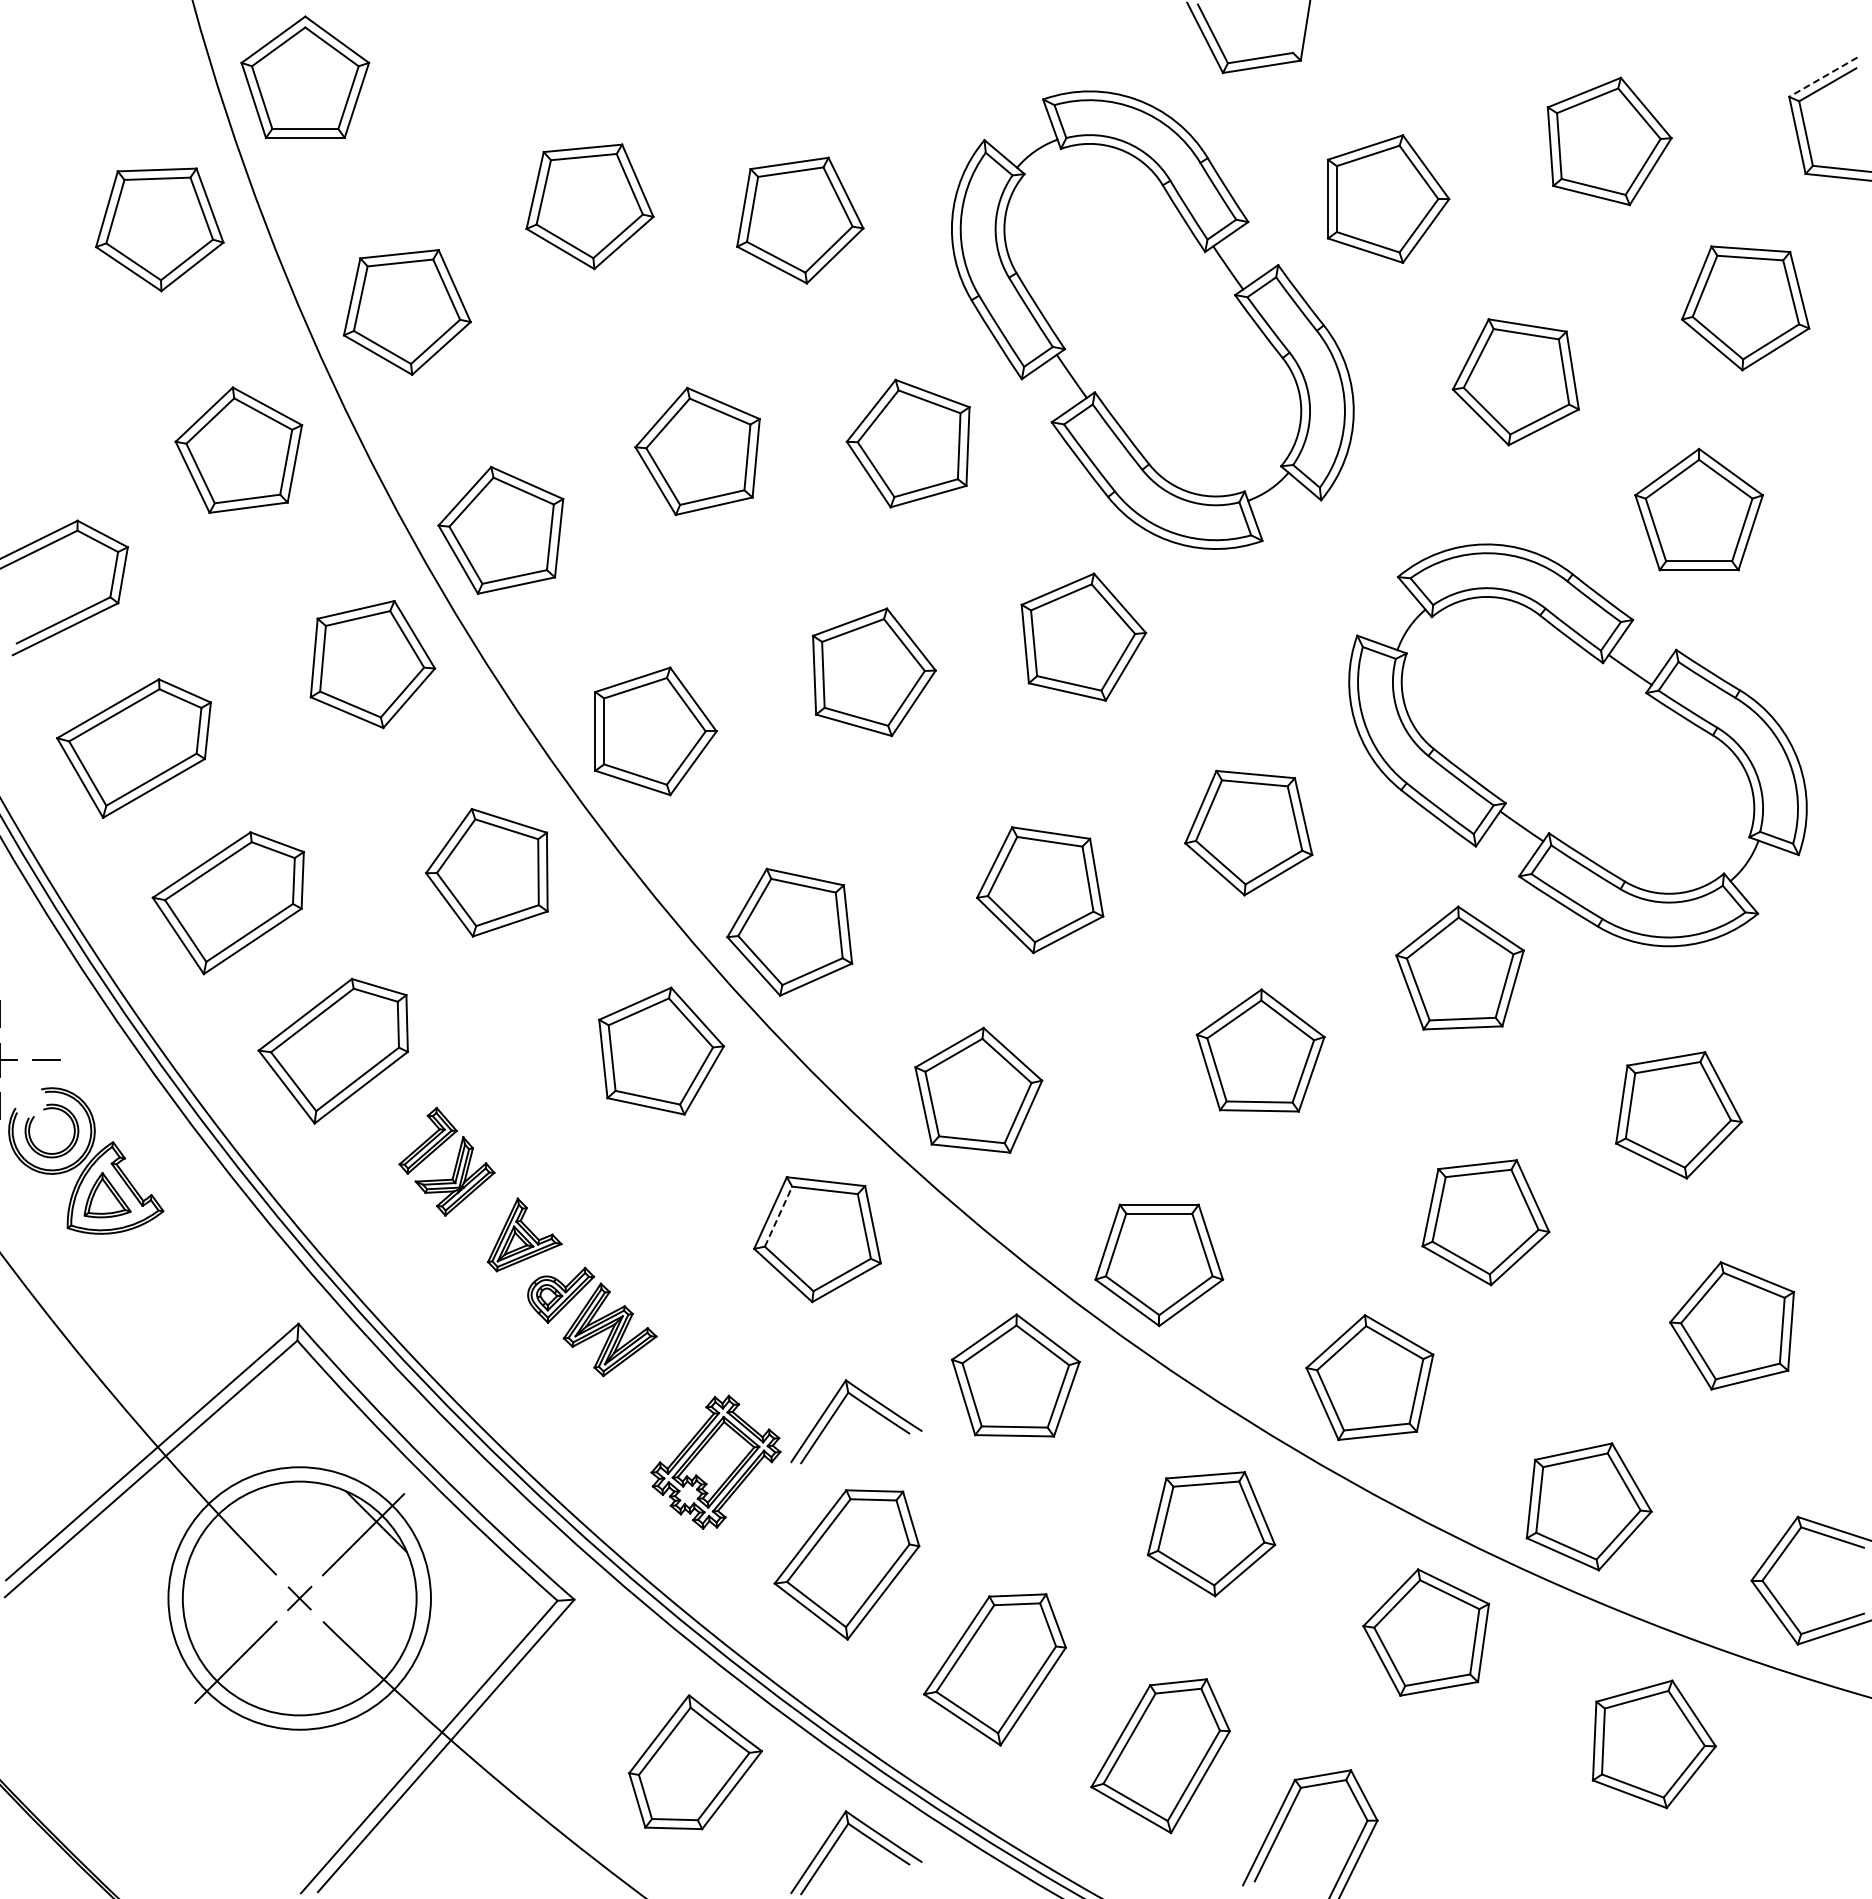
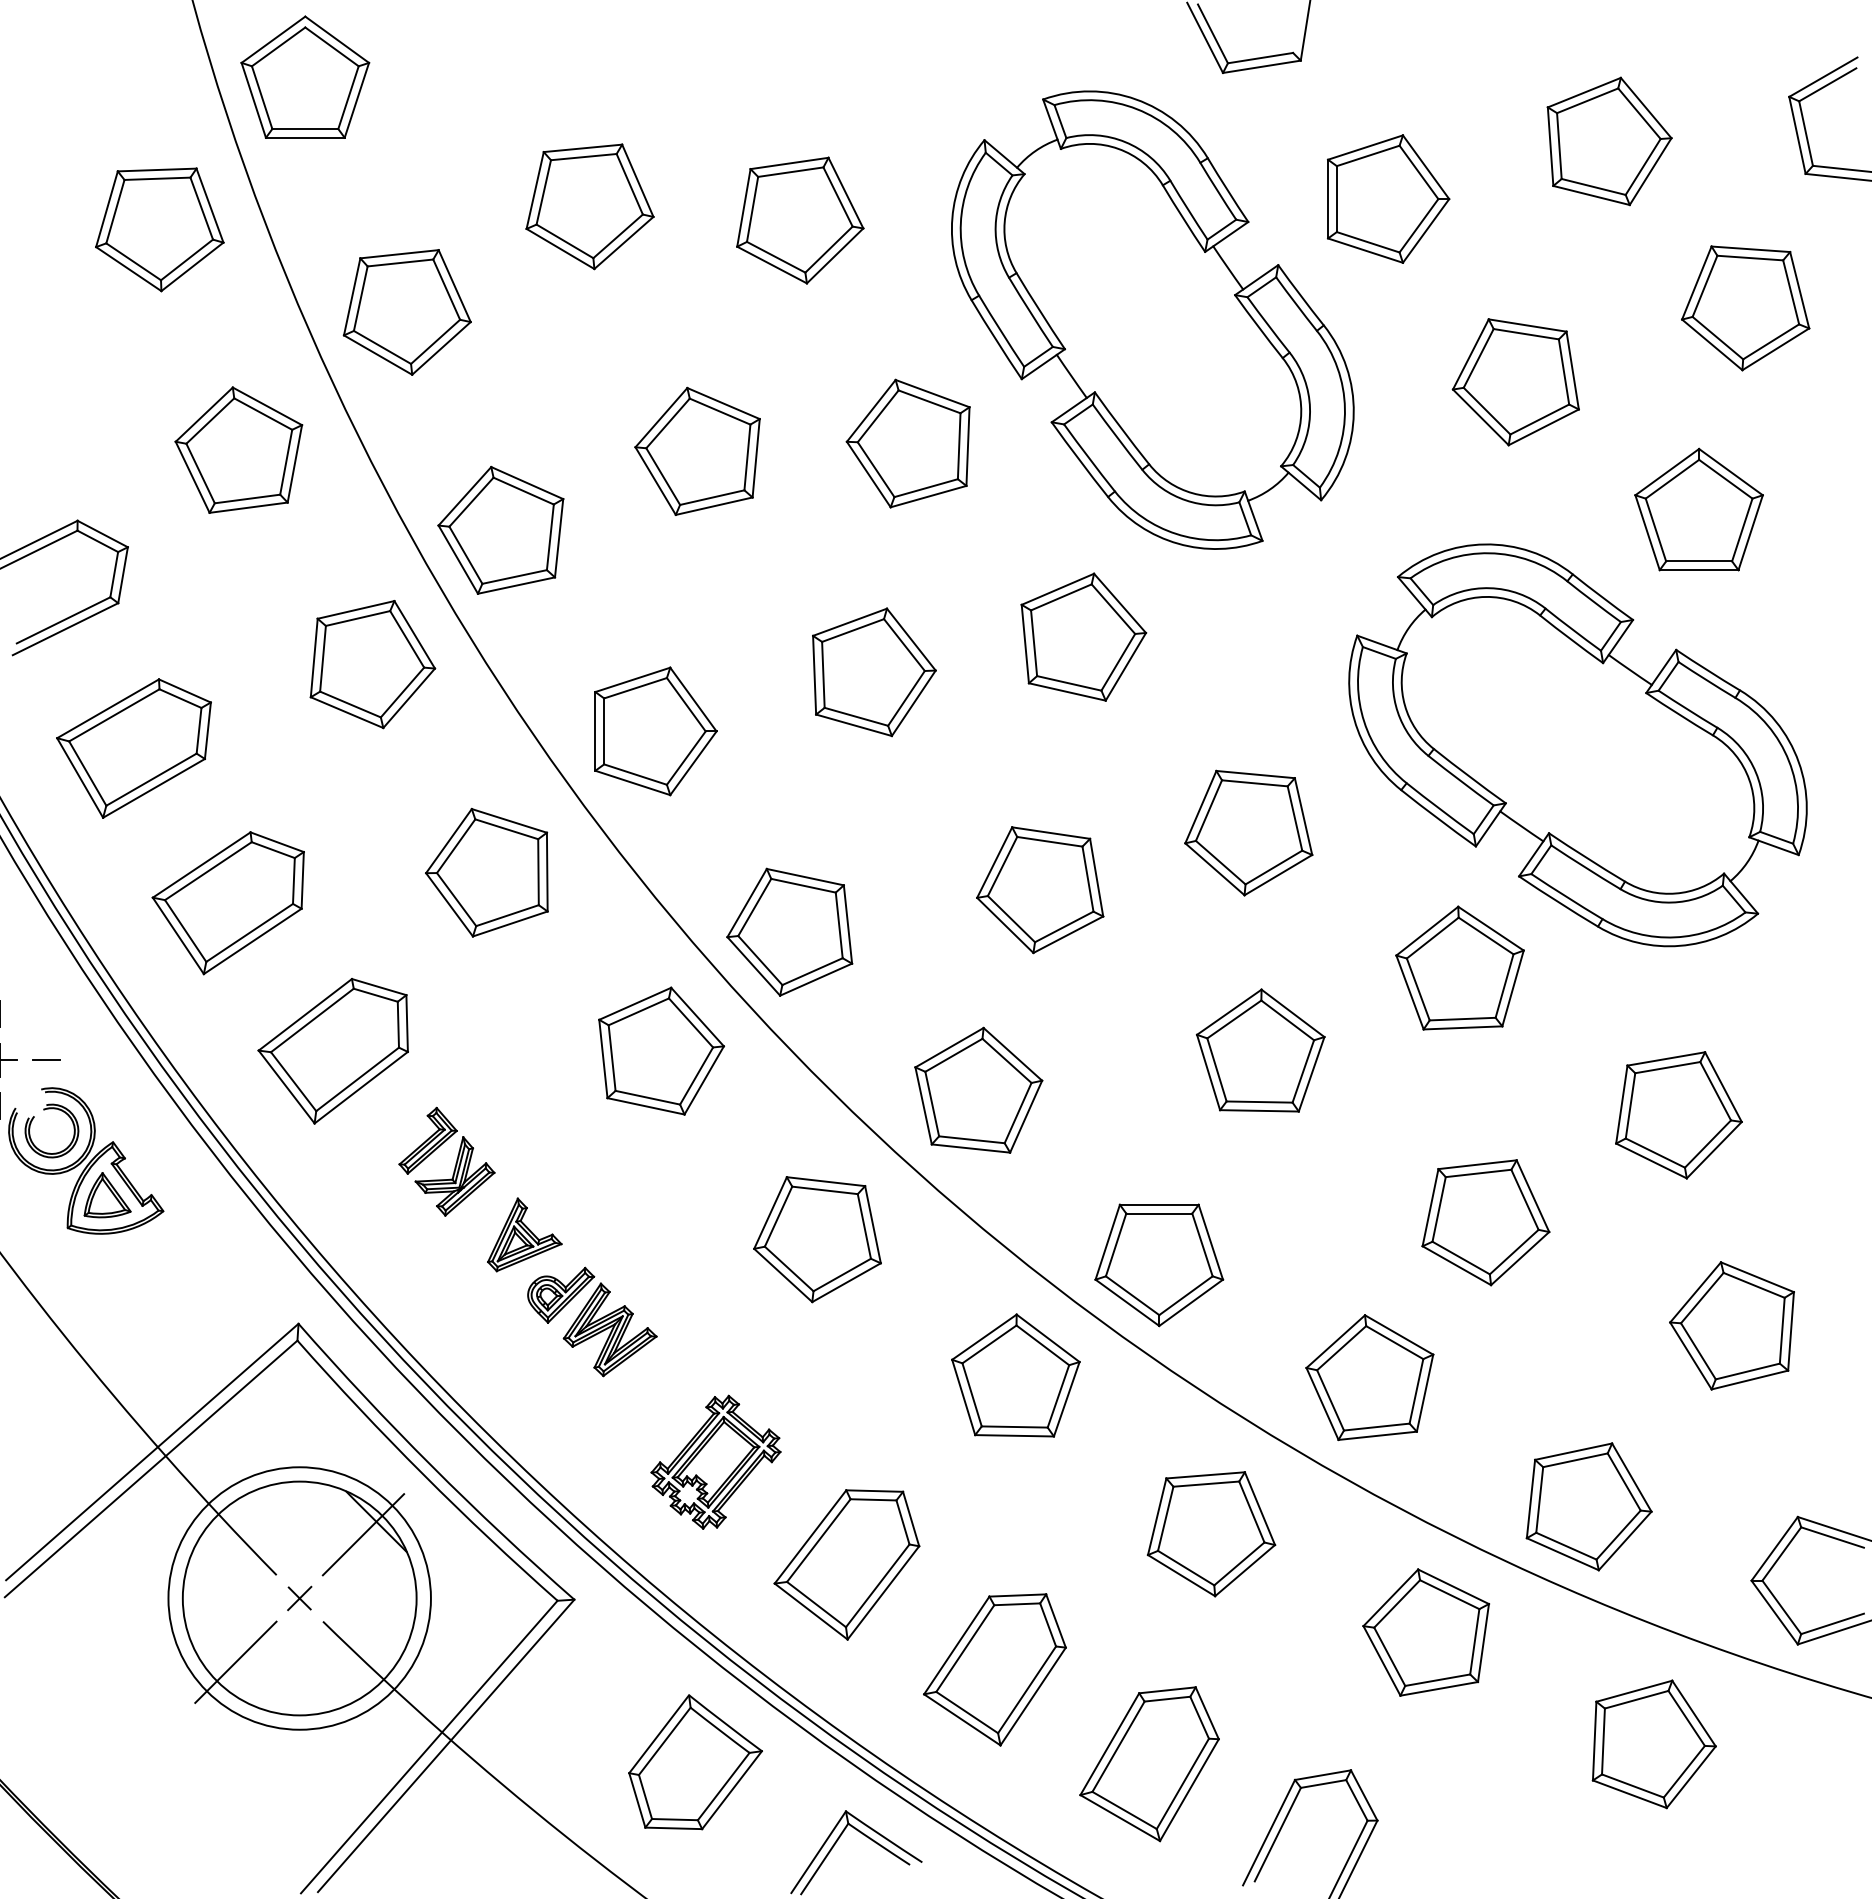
line: dashed -> solid (1822, 77)
line: dashed -> solid (778, 1216)
part: present -> none (866, 1406)
part position: (1160, 1756) -> (1149, 1764) (1149, 1764)
